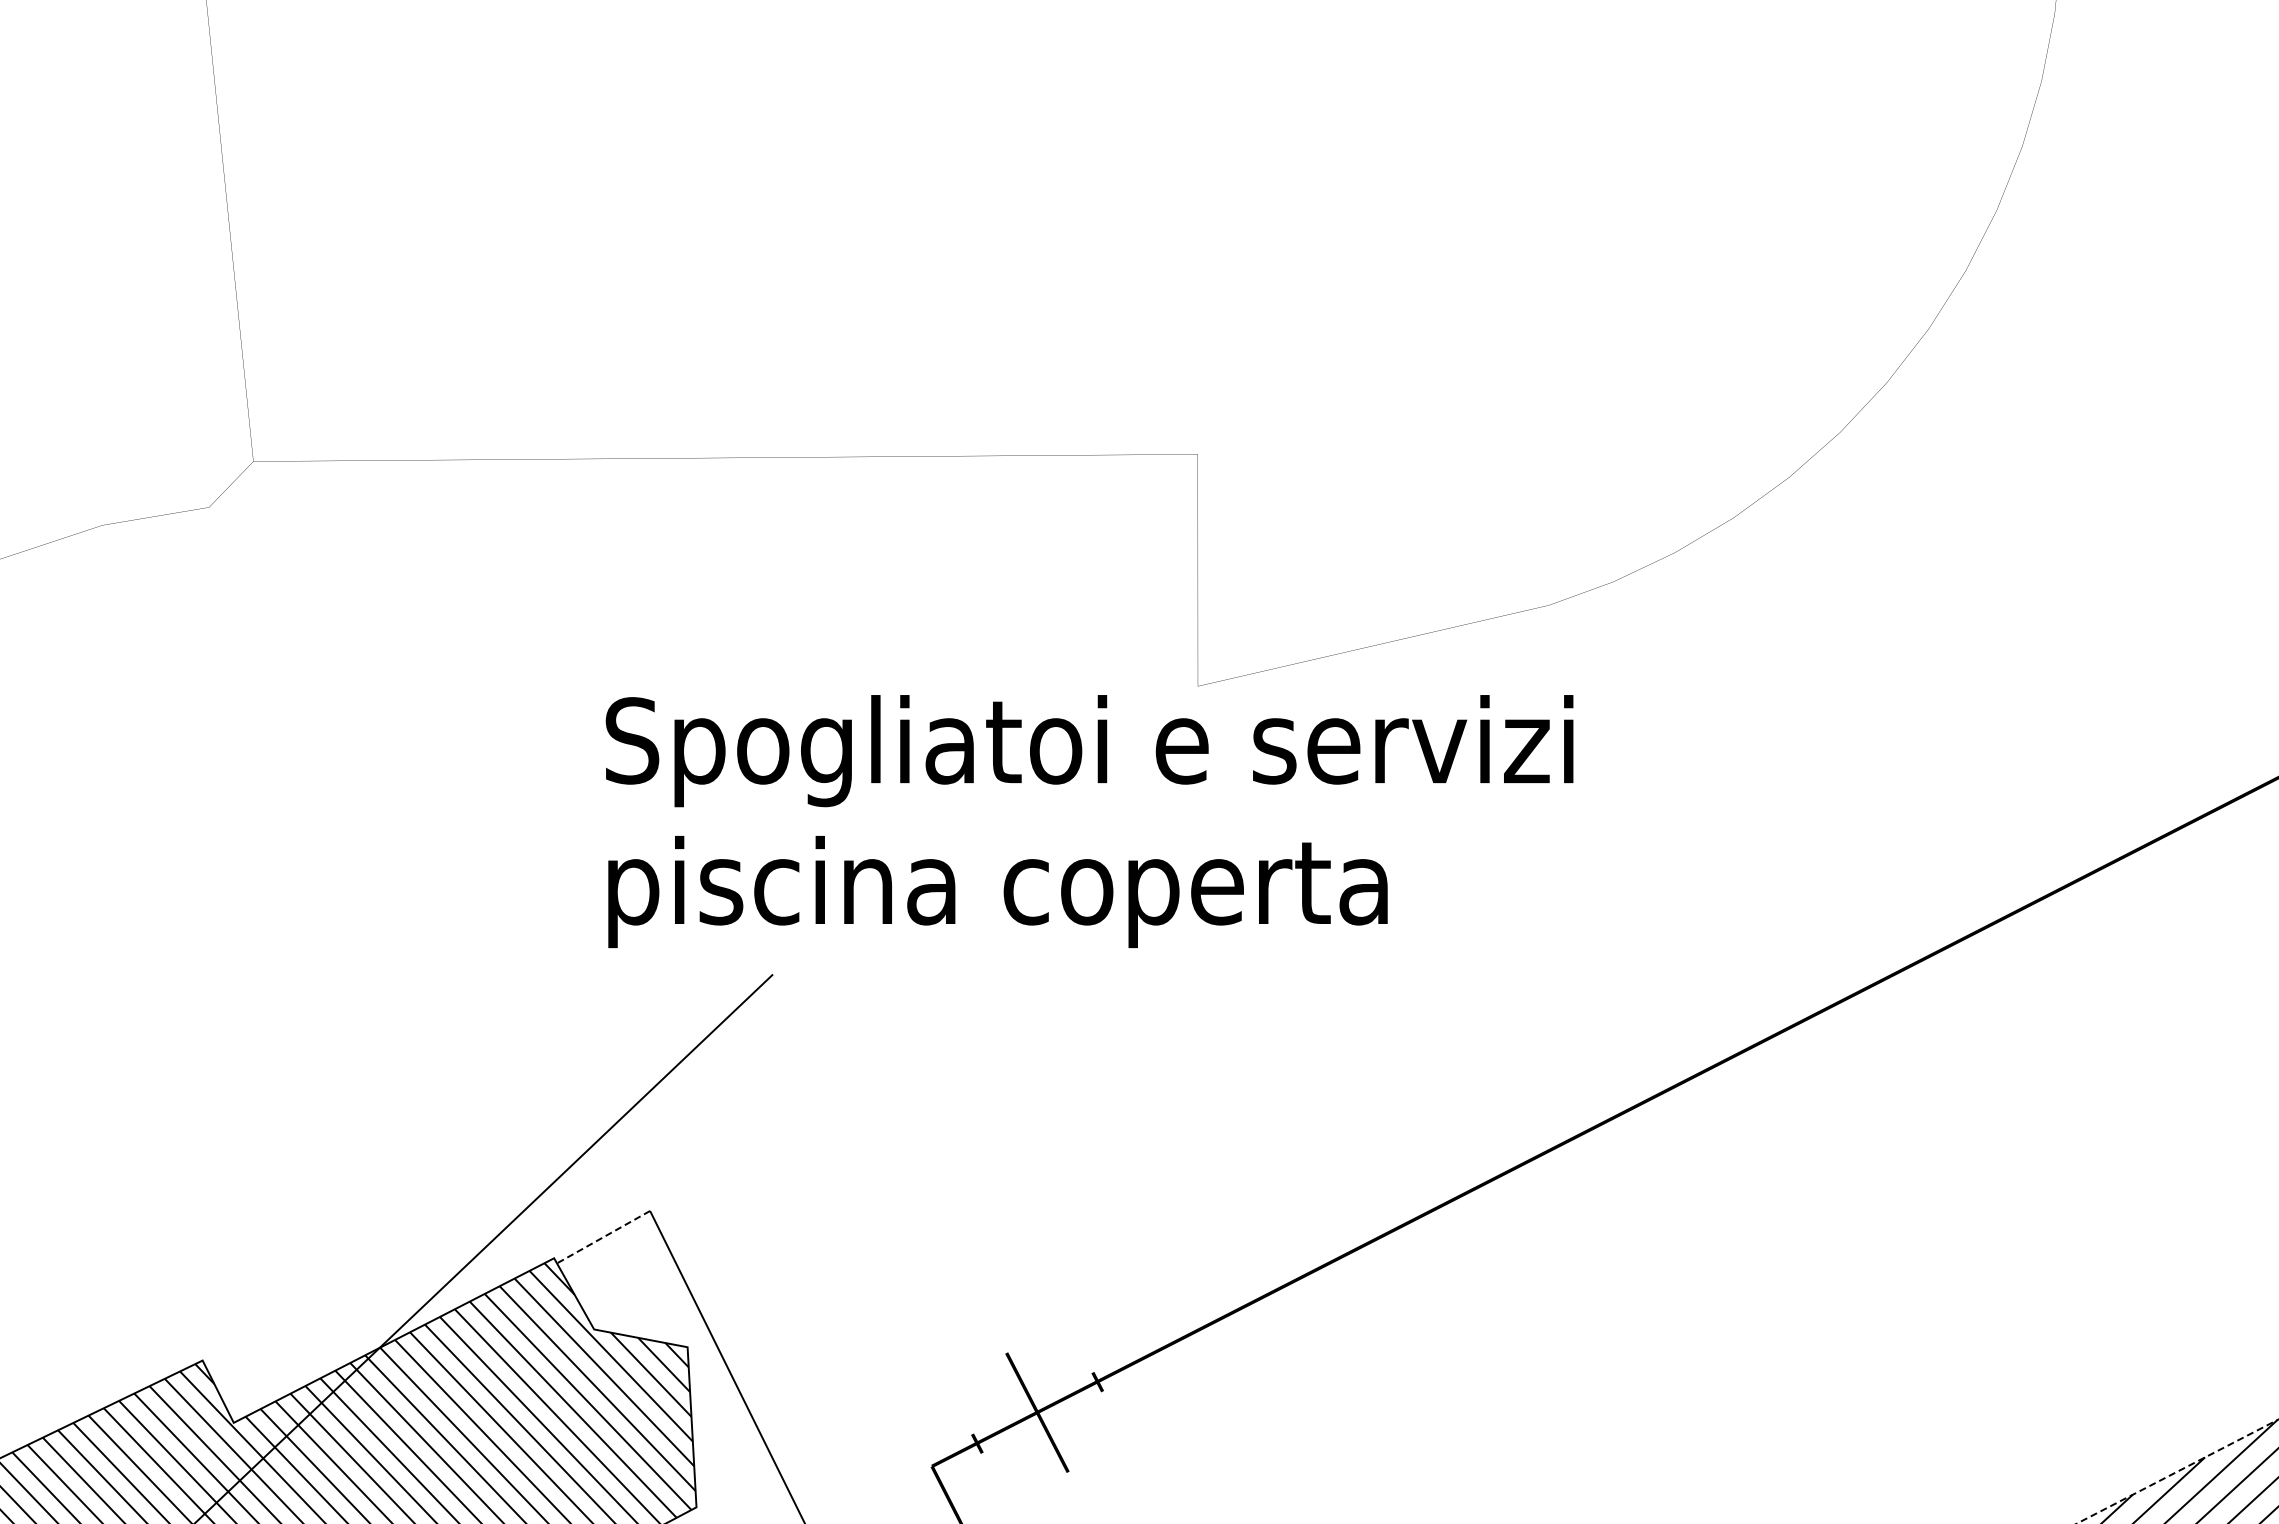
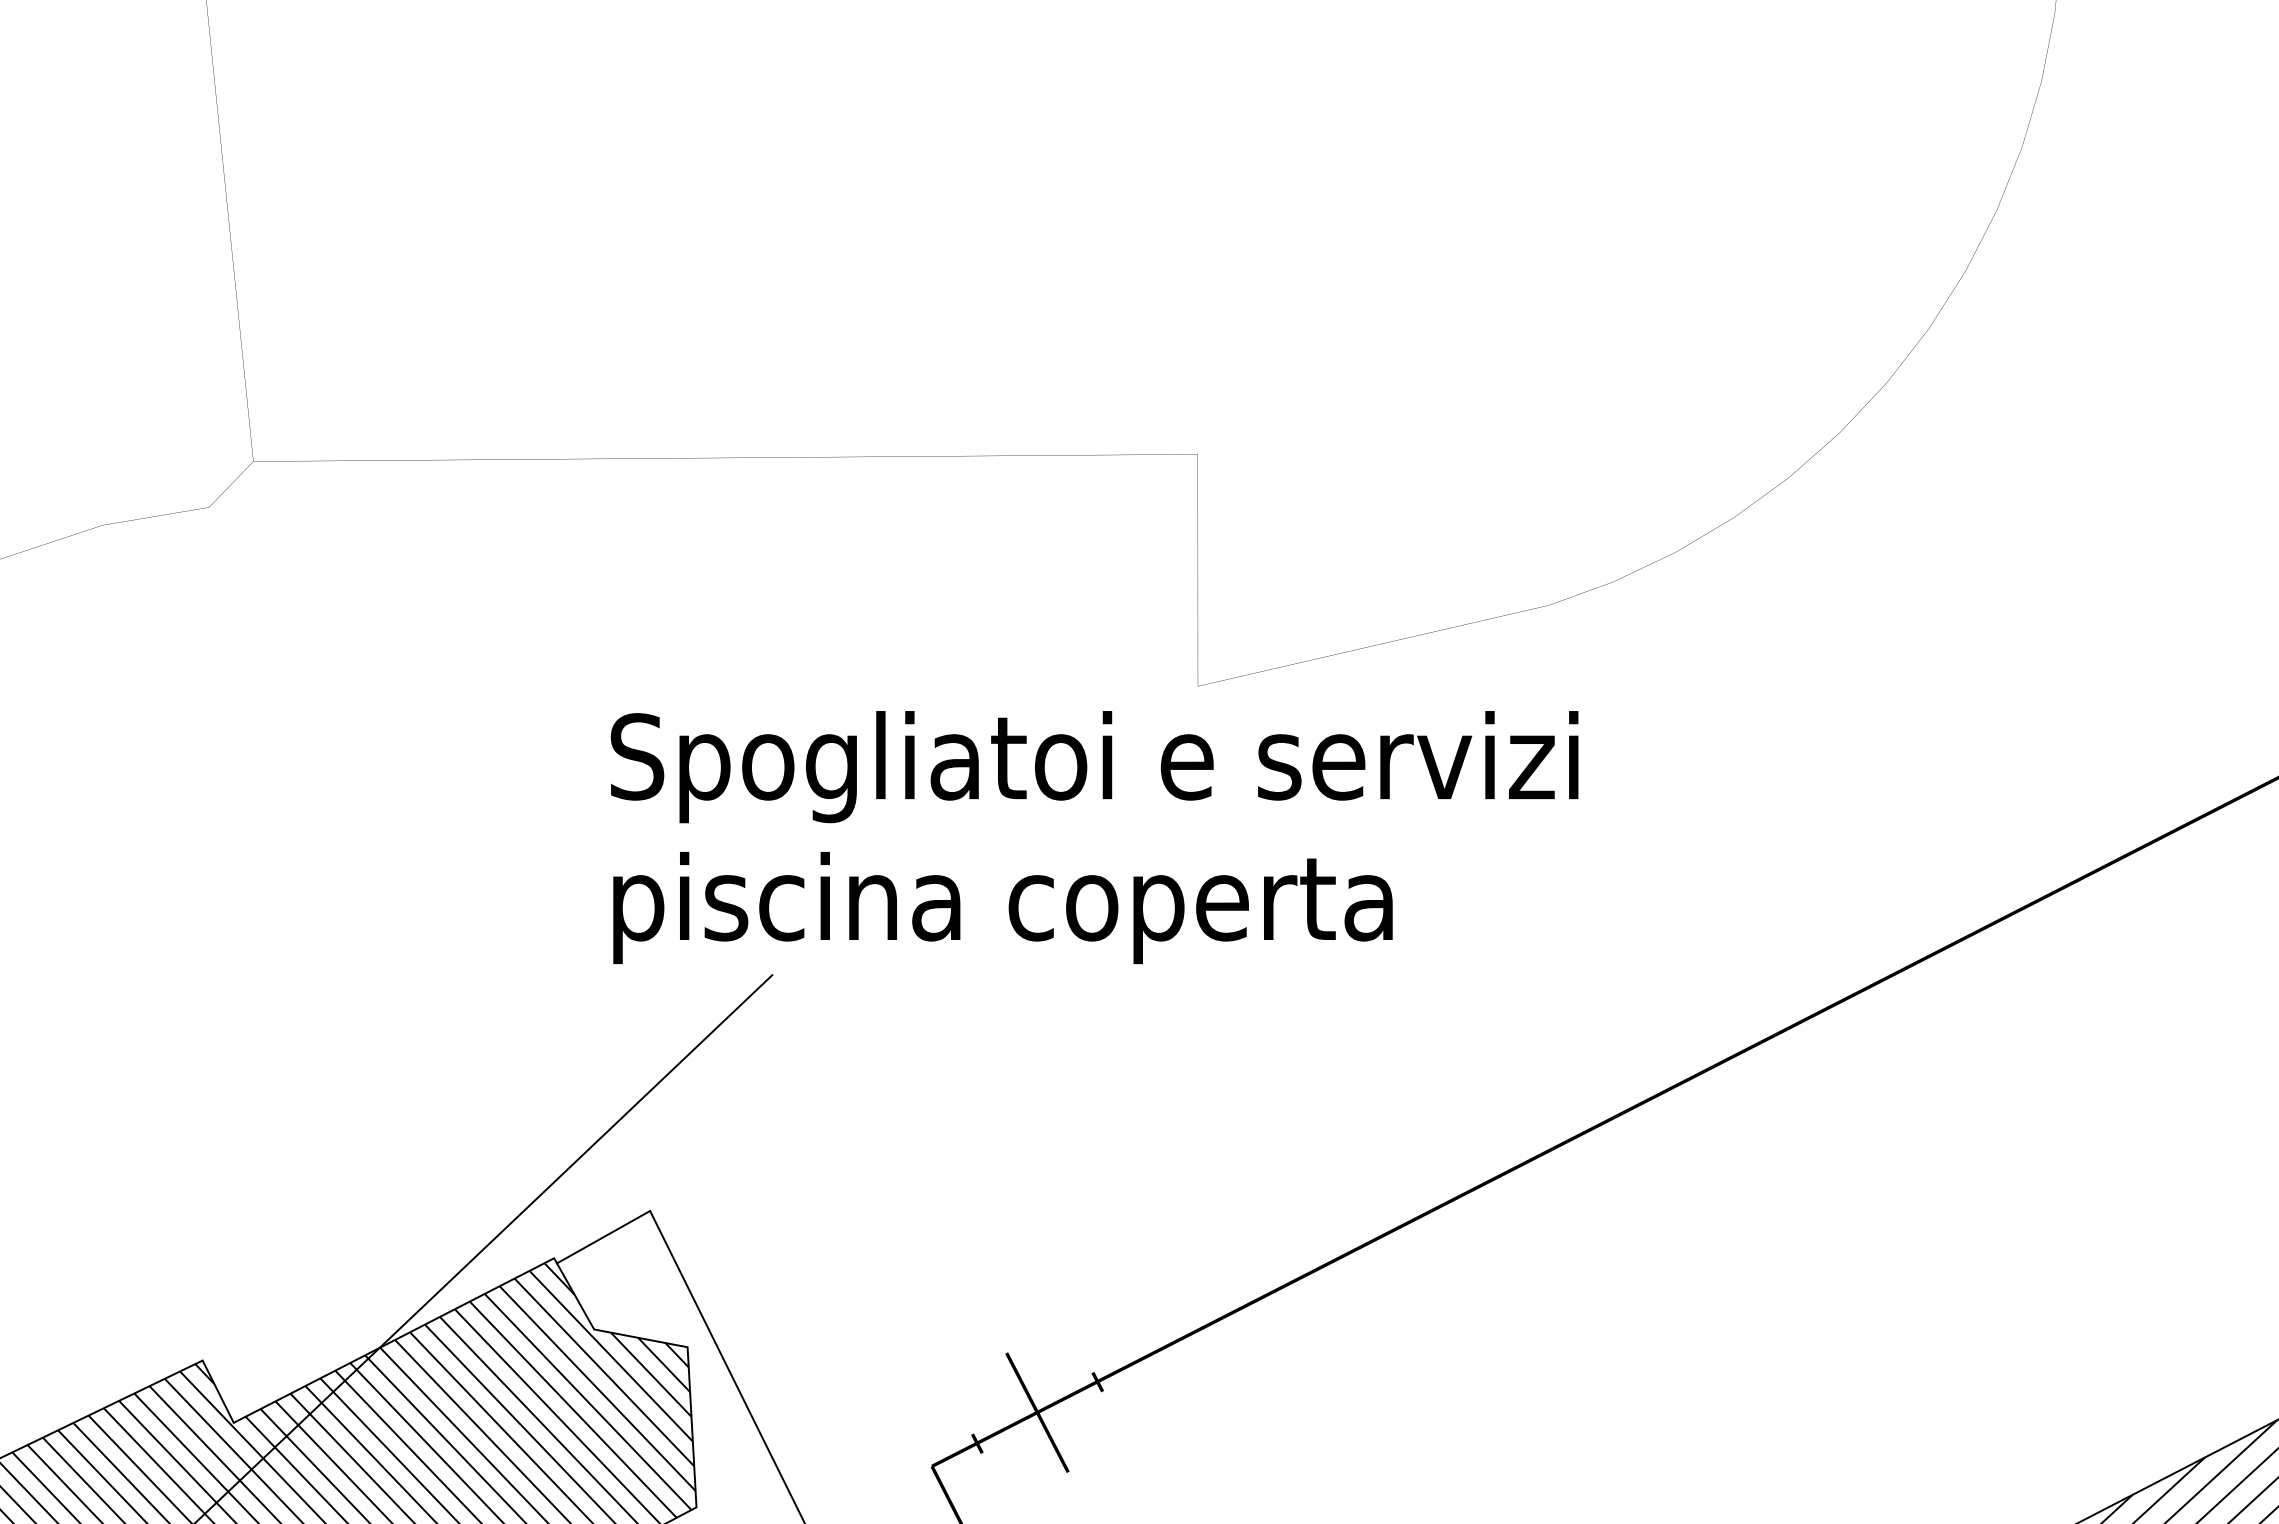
text position: (1089, 821) -> (1094, 837) (1094, 837)
line: dashed -> solid (603, 1237)
line: dashed -> solid (2177, 1471)
